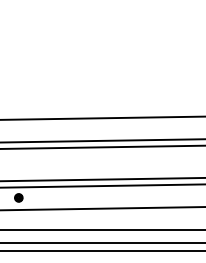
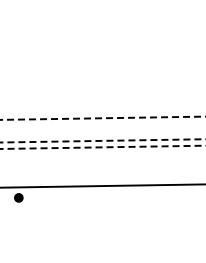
line: solid -> dashed (102, 118)
line: solid -> dashed (102, 140)
line: solid -> dashed (102, 147)
line: present -> none (102, 179)
line: present -> none (102, 208)
line: present -> none (102, 229)
line: present -> none (102, 243)
line: present -> none (102, 251)
